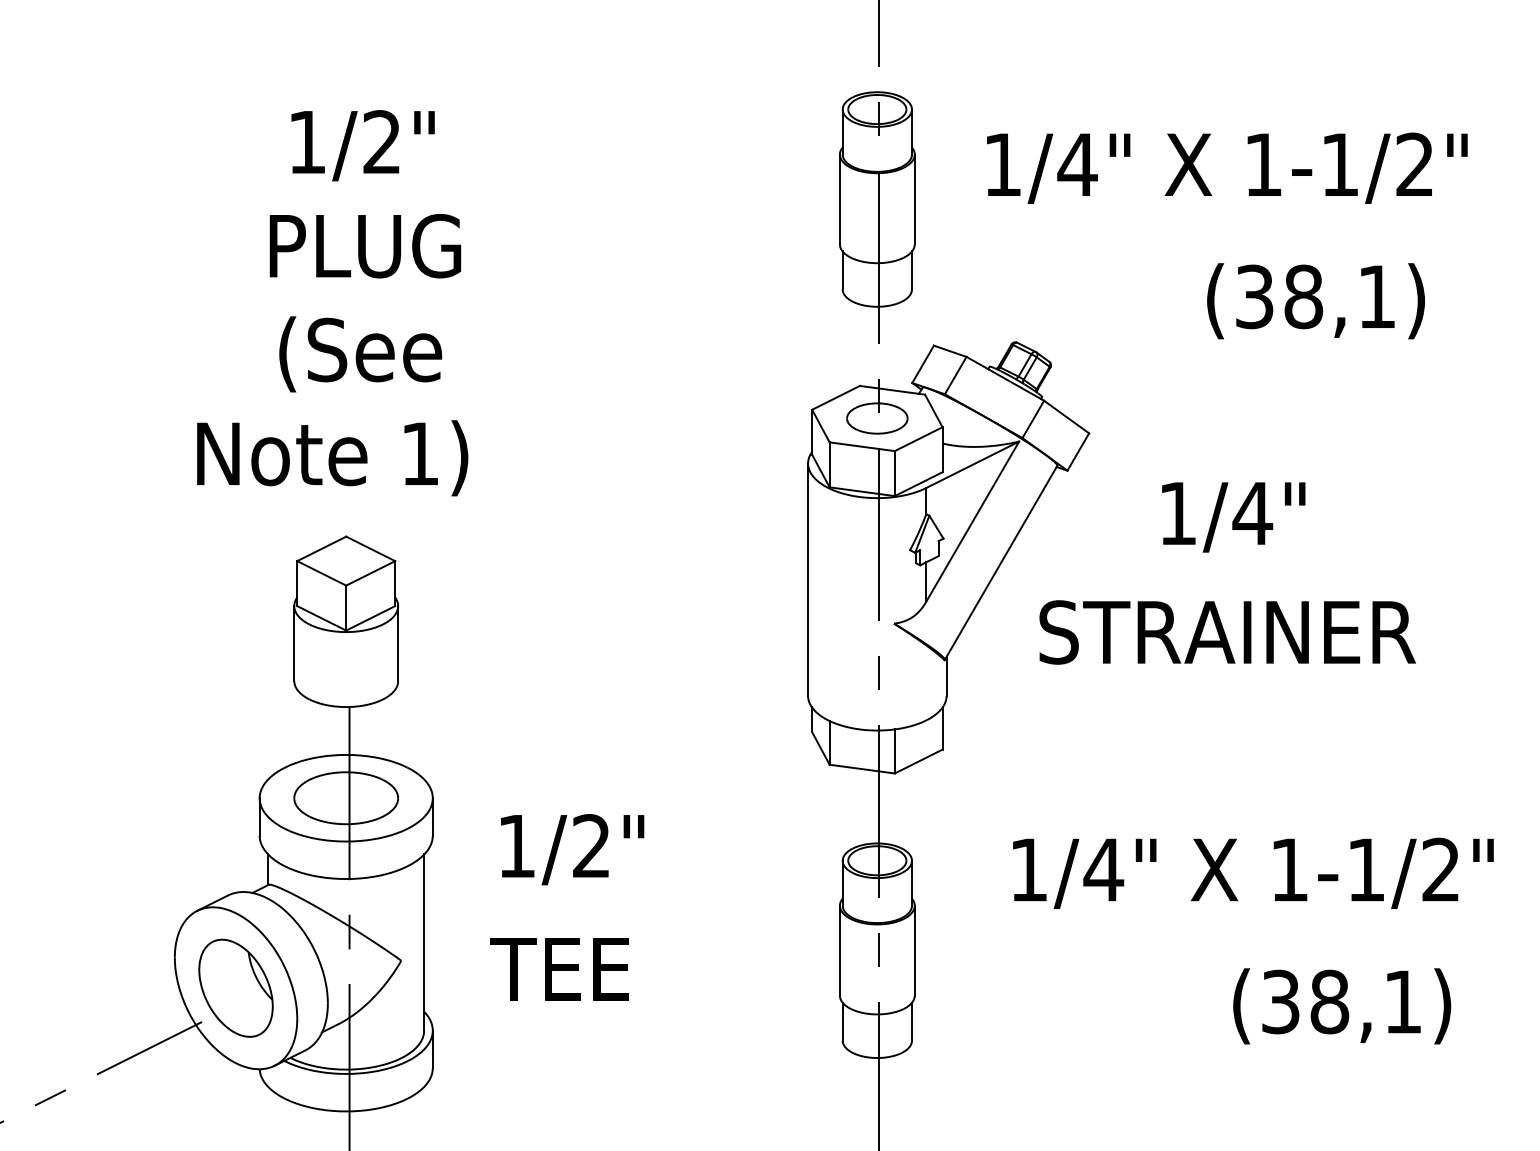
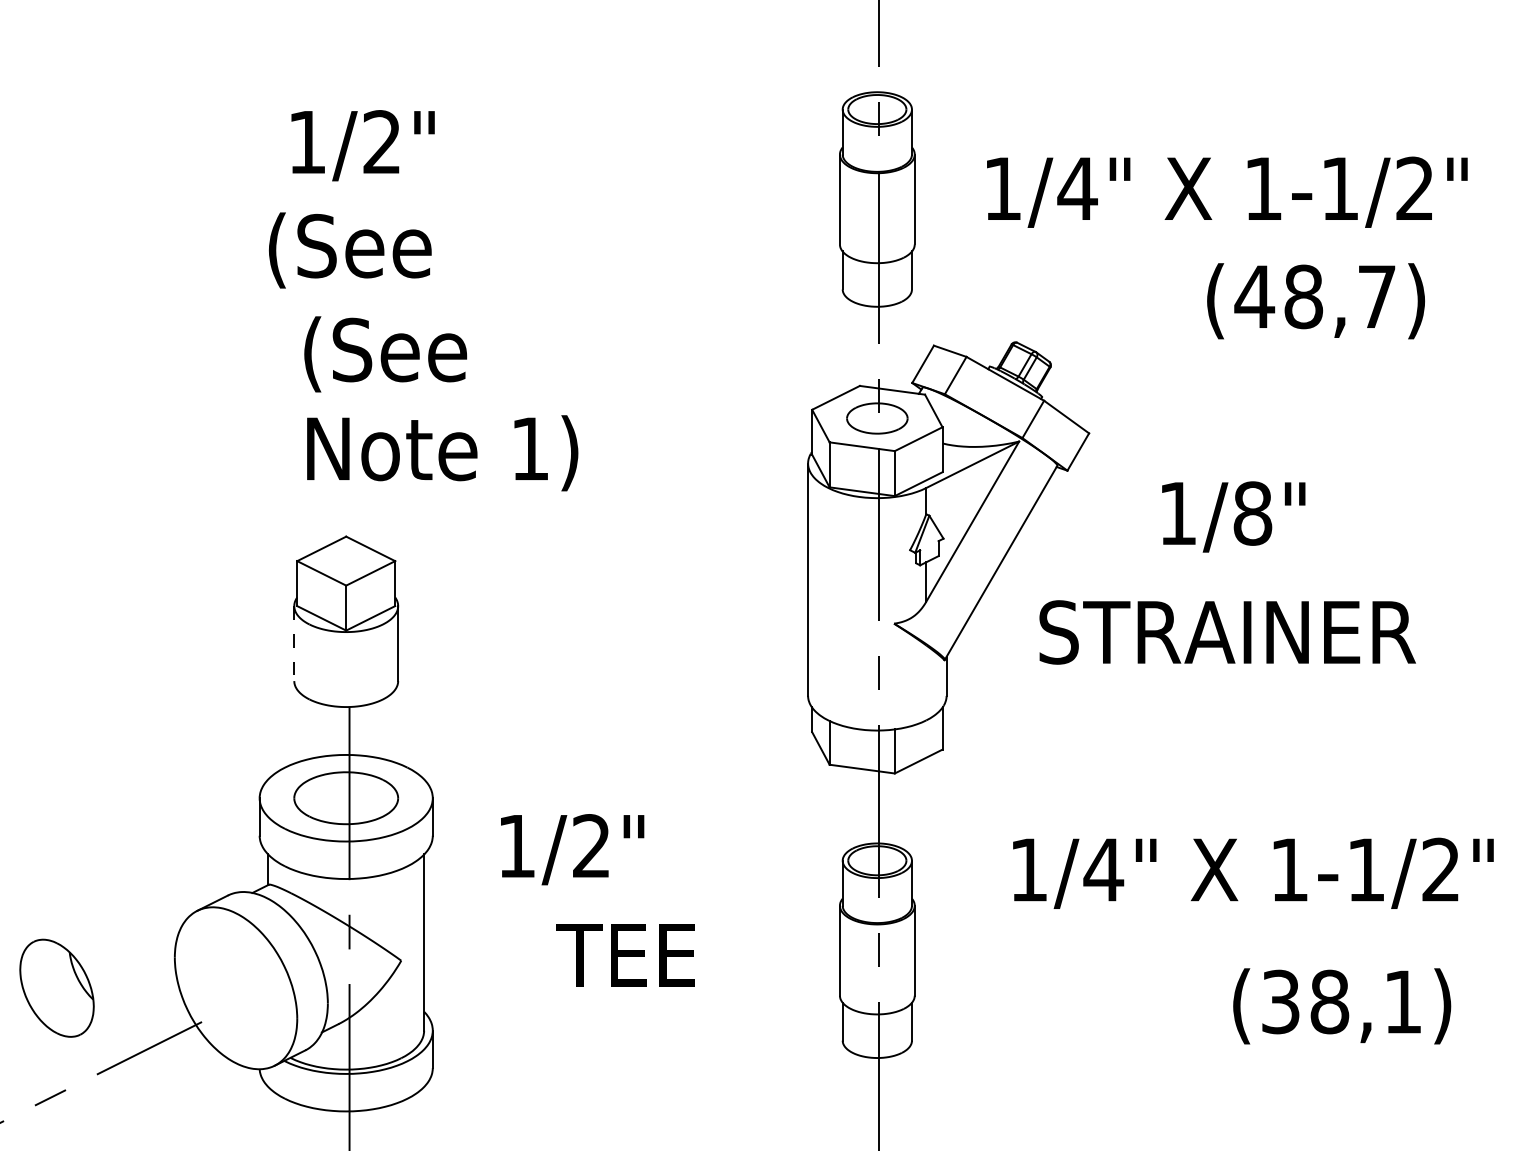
text position: (1227, 167) -> (1227, 191) (1227, 191)
text: PLUG -> (See (364, 250)
text: (38,1) -> (48,7) (1314, 296)
text position: (360, 354) -> (385, 354) (385, 354)
text position: (332, 458) -> (442, 453) (442, 453)
text: 1/4" -> 1/8" (1252, 513)
line: solid -> dashed (294, 644)
text position: (559, 969) -> (625, 955) (625, 955)
part position: (235, 987) -> (56, 987) (56, 987)
